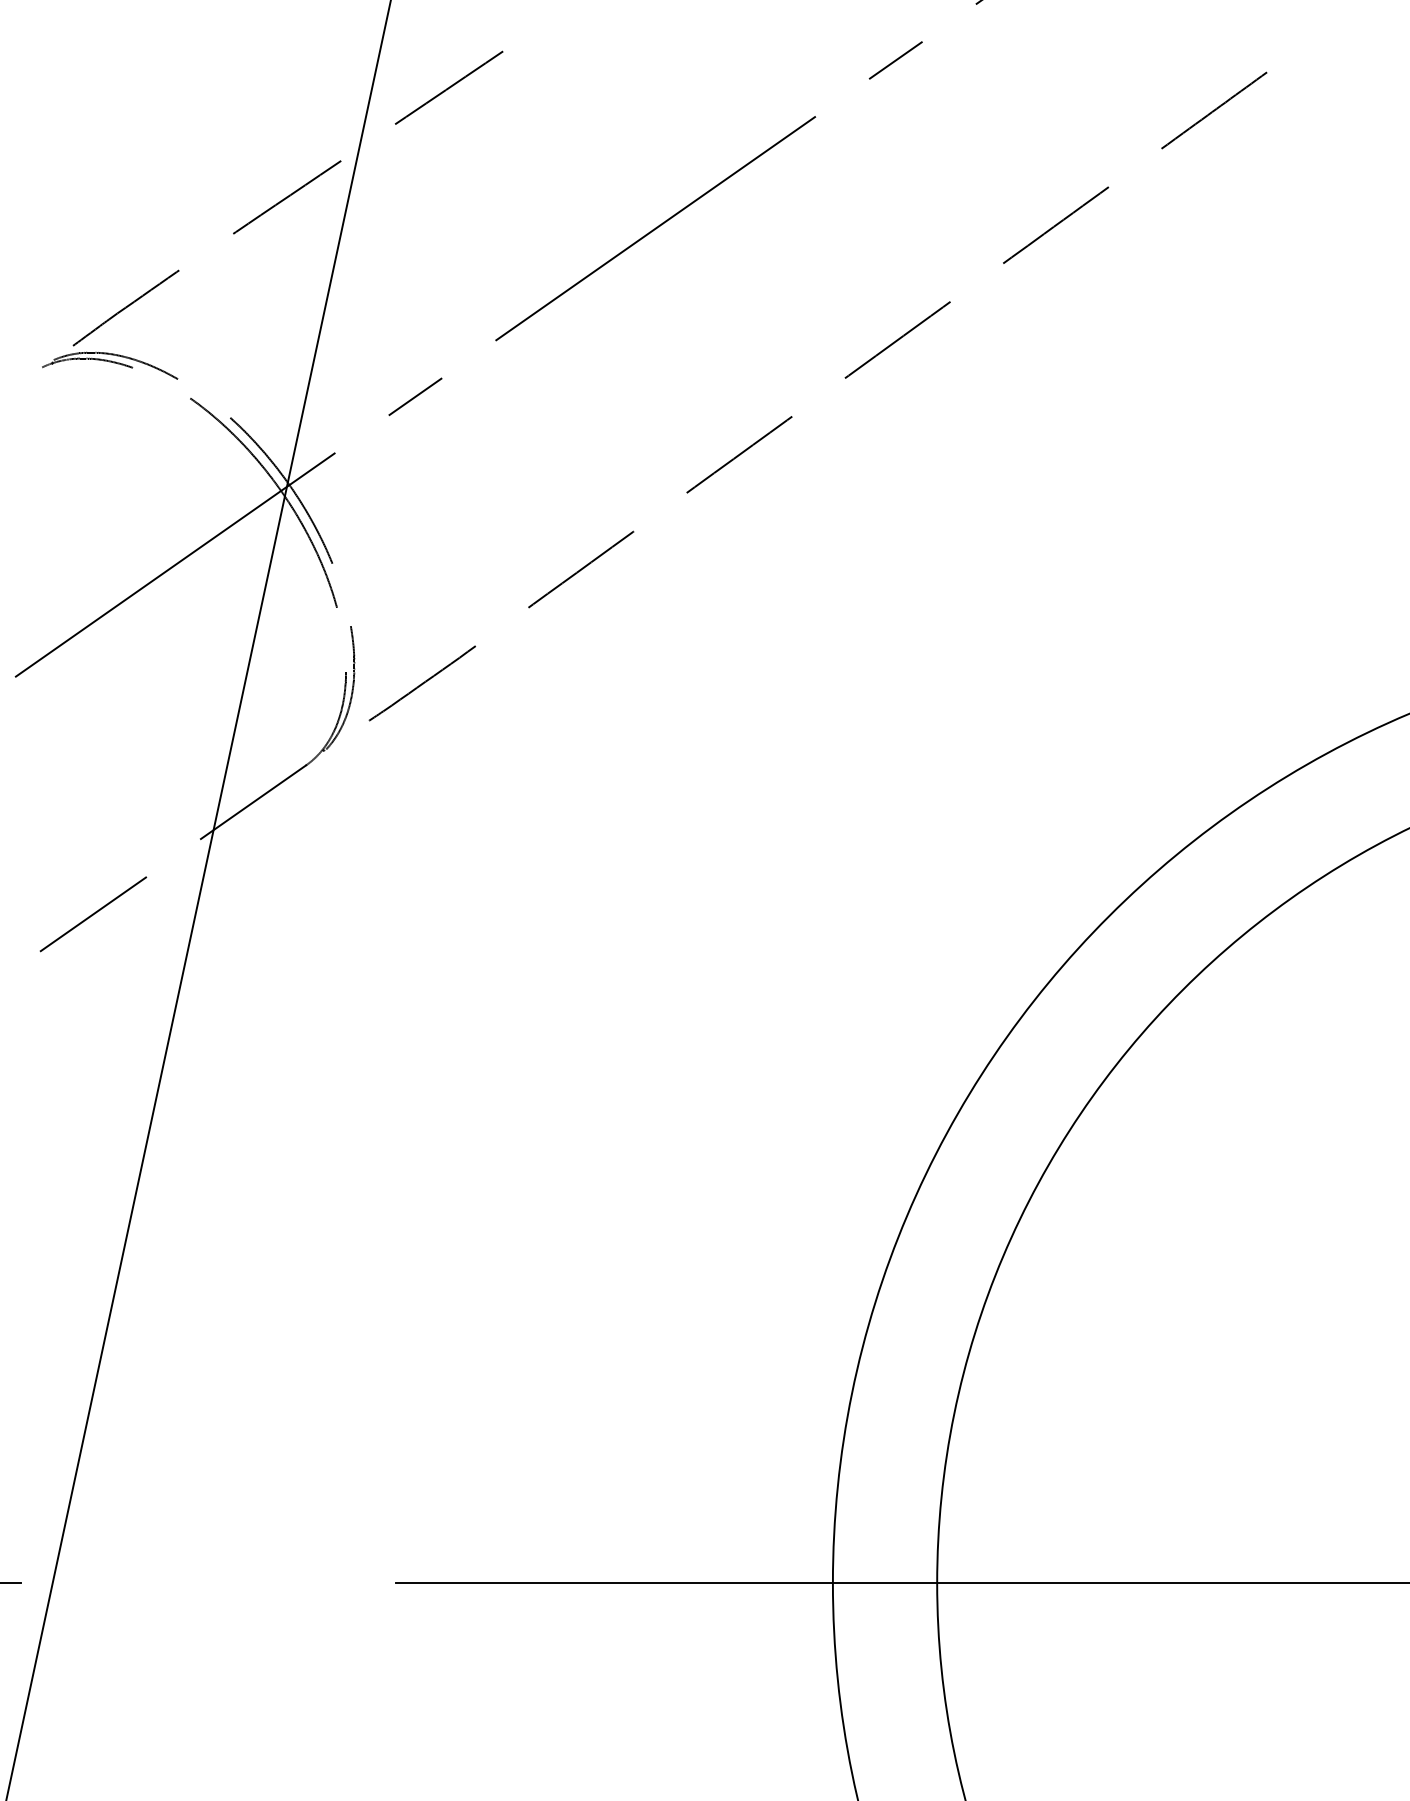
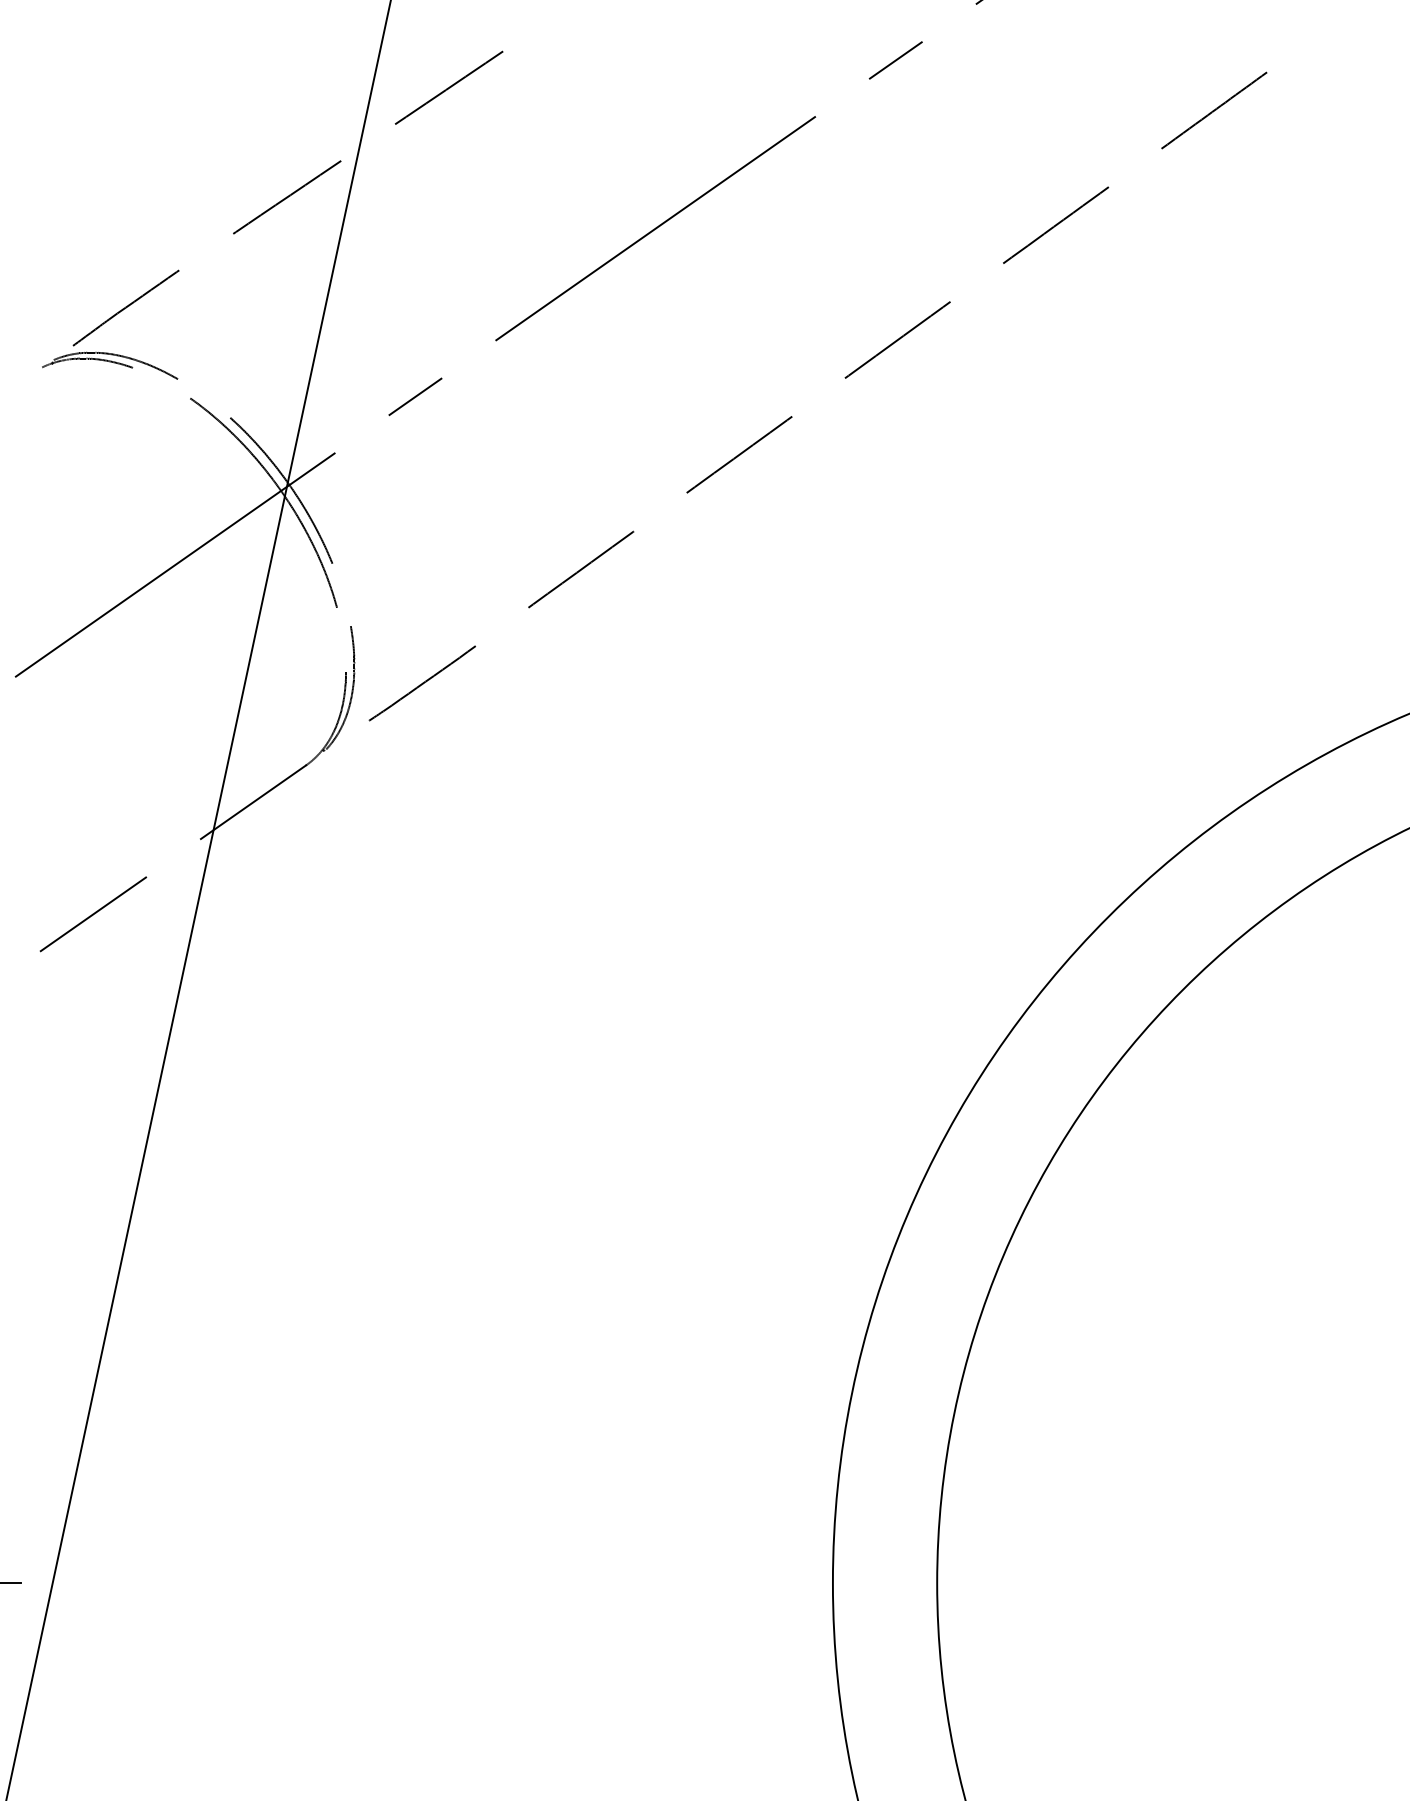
line: present -> none (901, 1583)
